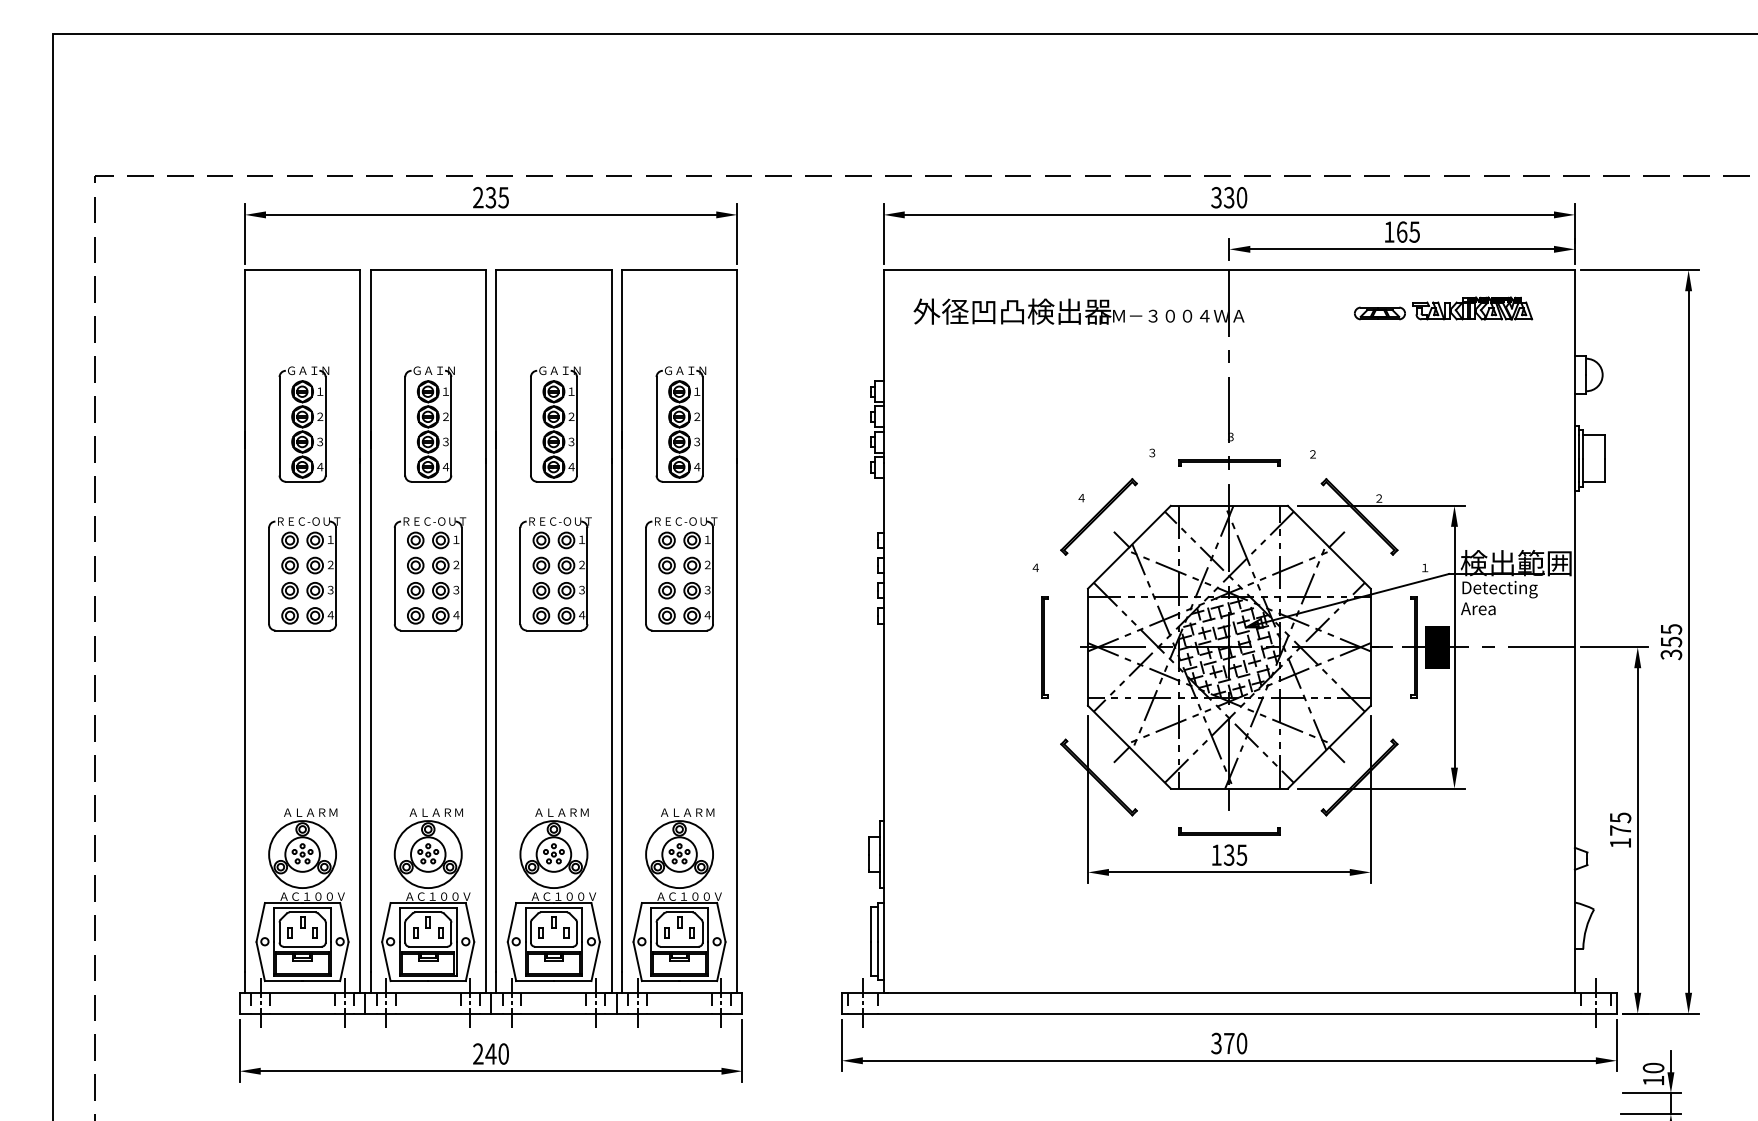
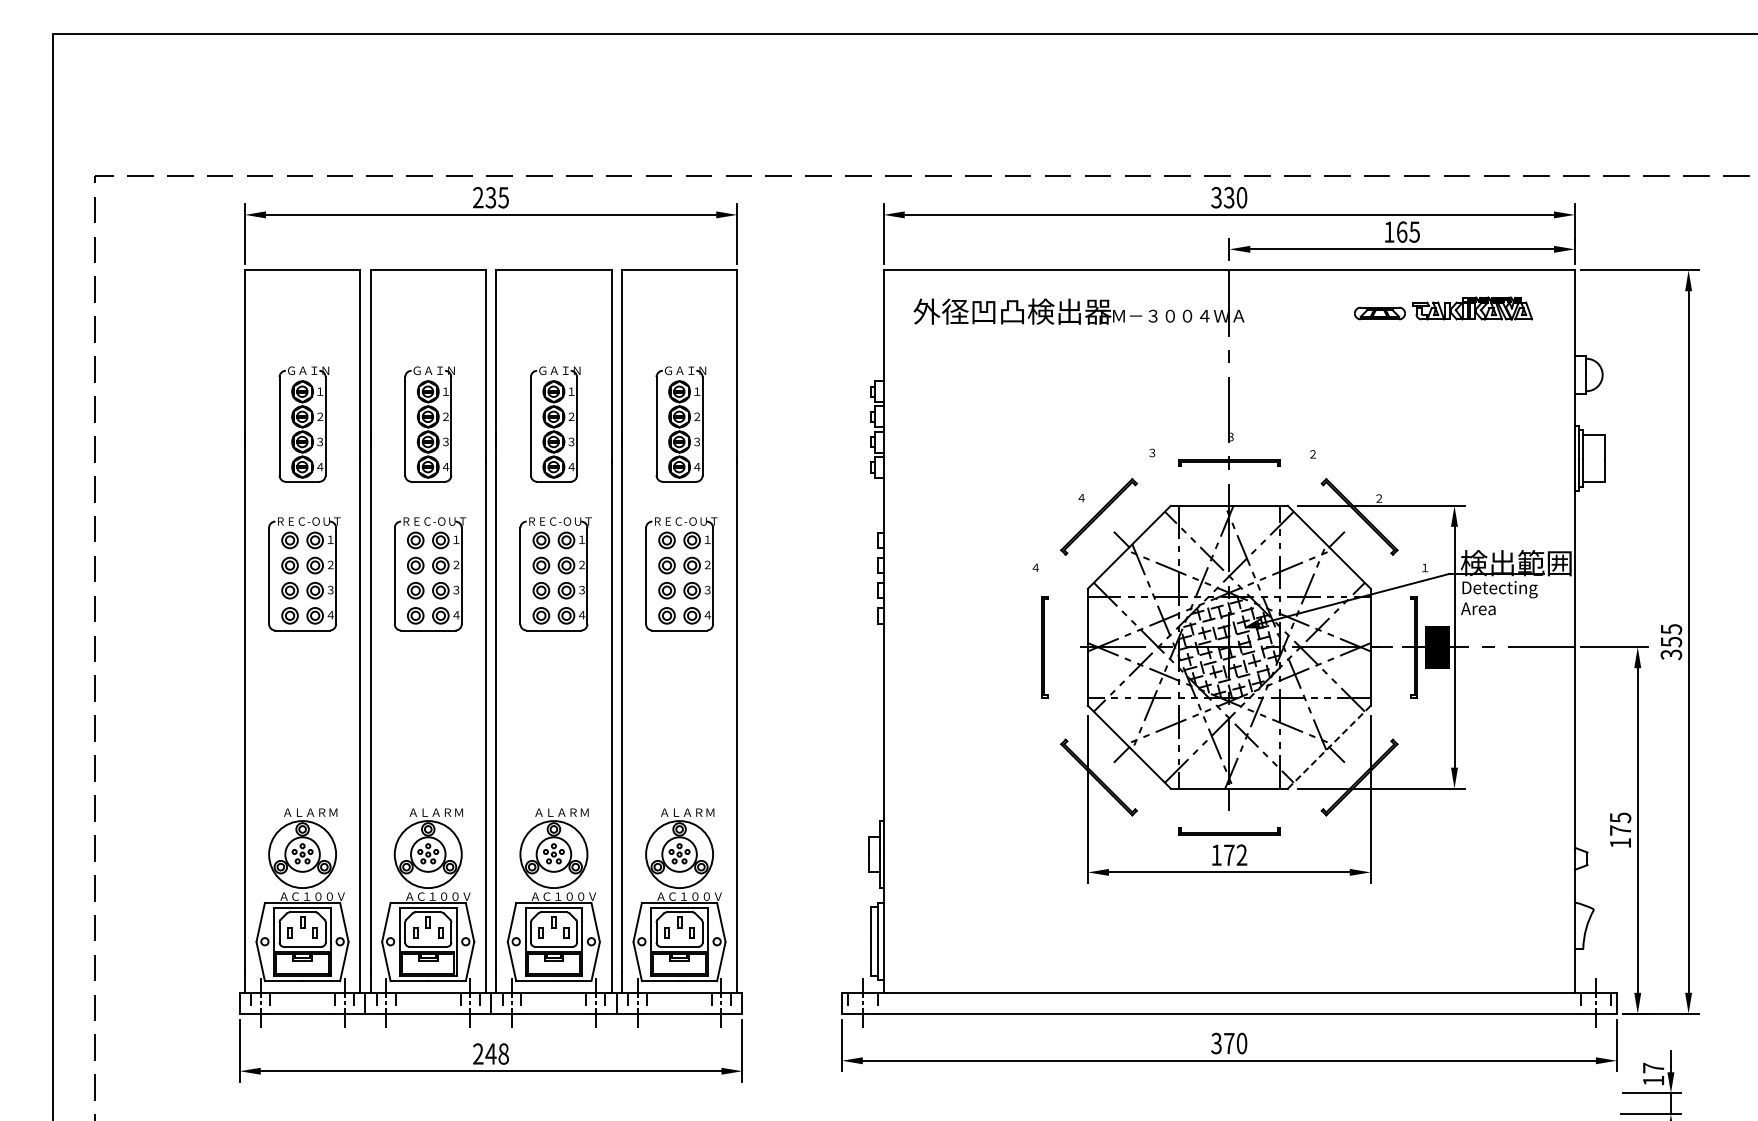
line: solid -> dashed (1329, 747)
text: 135 -> 172 (1235, 854)
text: 240 -> 248 (503, 1054)
text: 10 -> 17 (1653, 1067)
